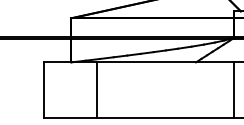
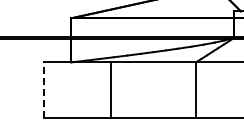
line: solid -> dashed (43, 89)
line position: (97, 89) -> (111, 89) (111, 89)
line position: (234, 89) -> (196, 89) (196, 89)
